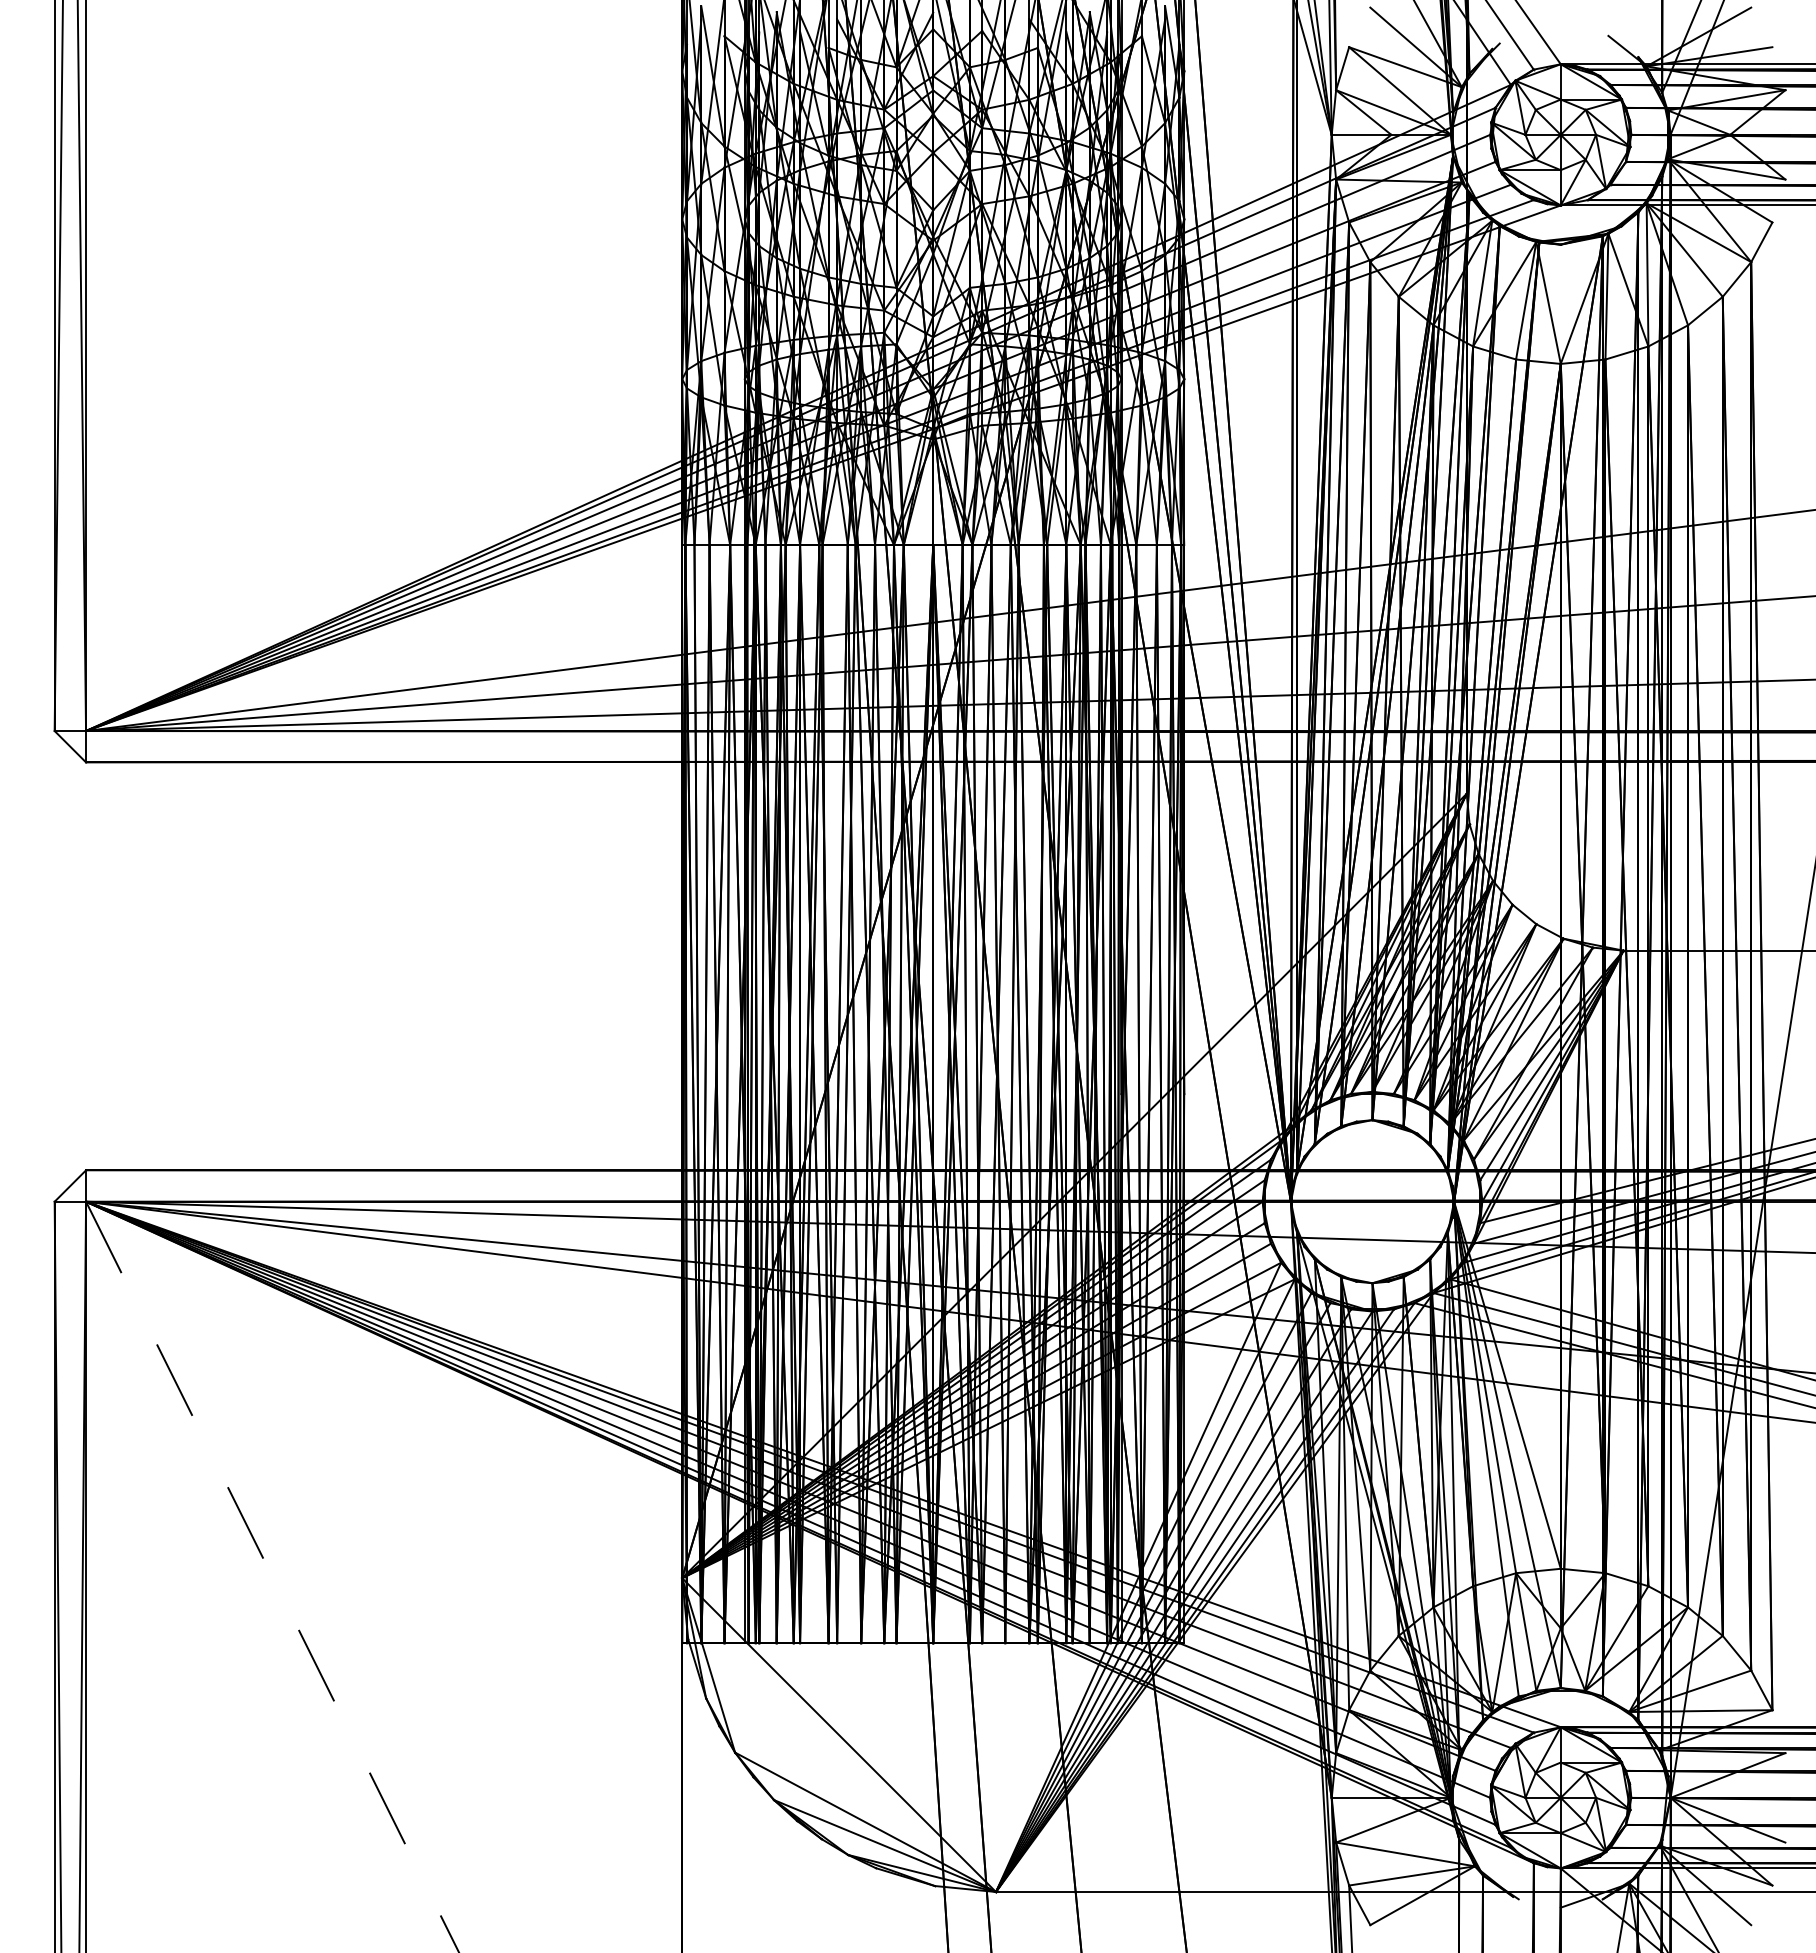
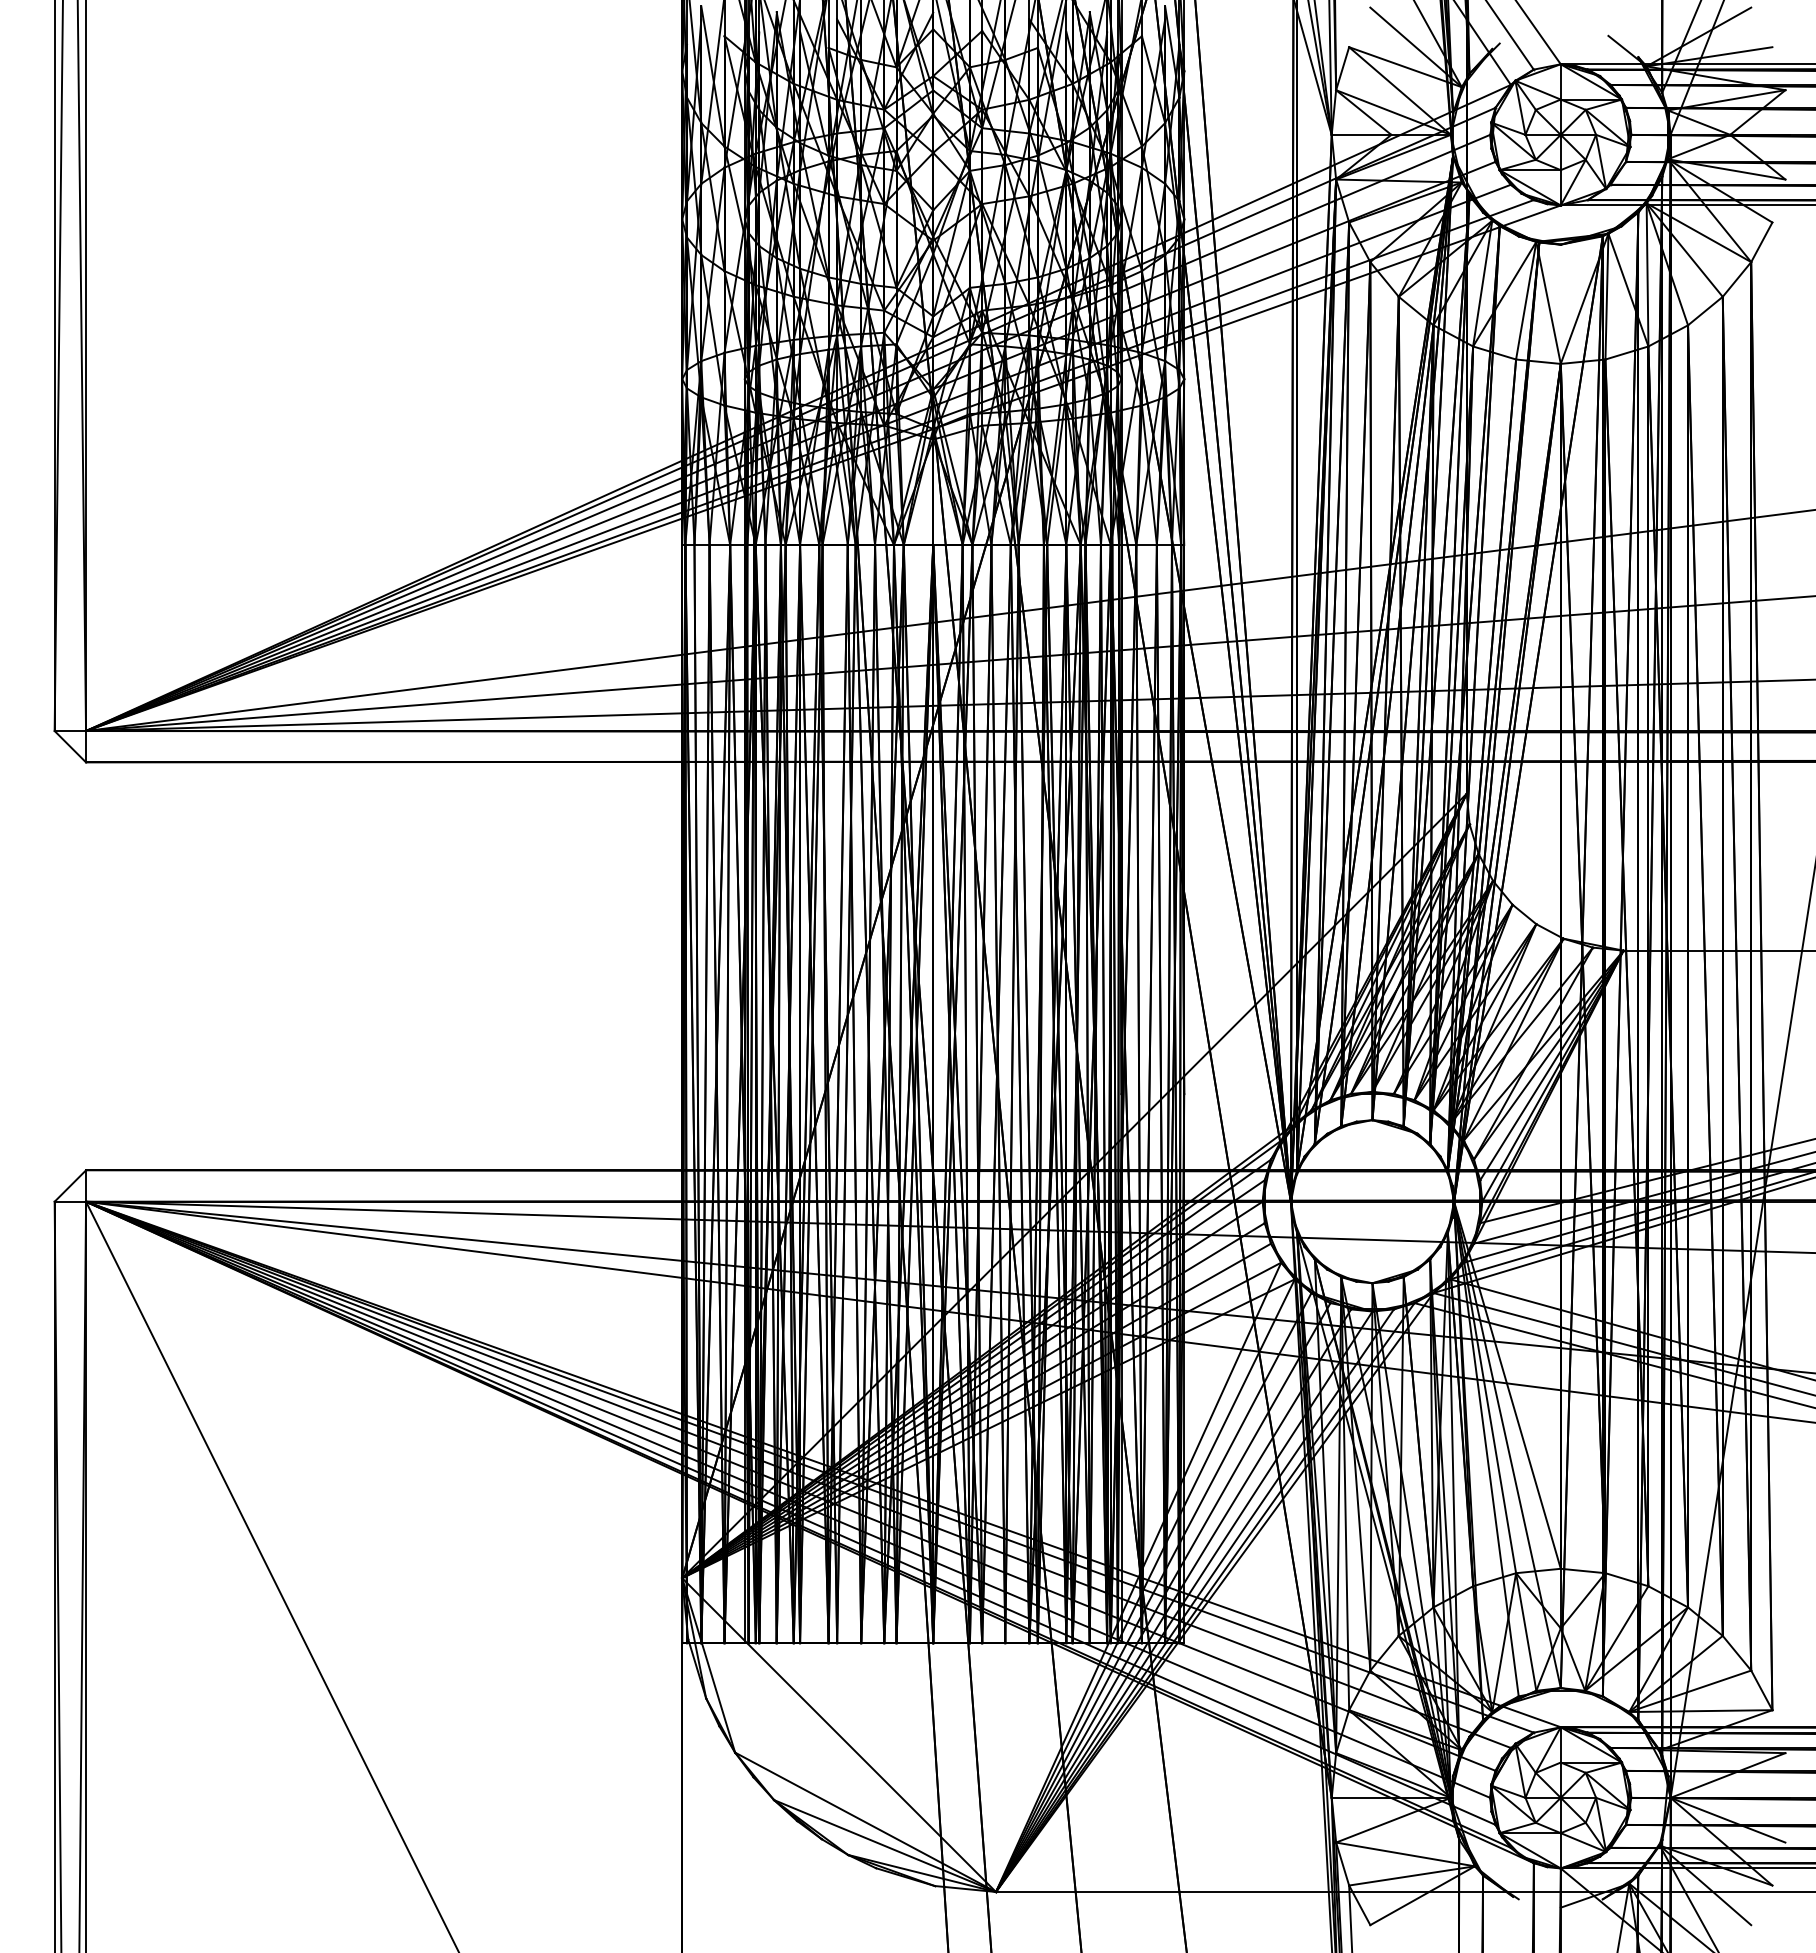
line: dashed -> solid (272, 1576)
